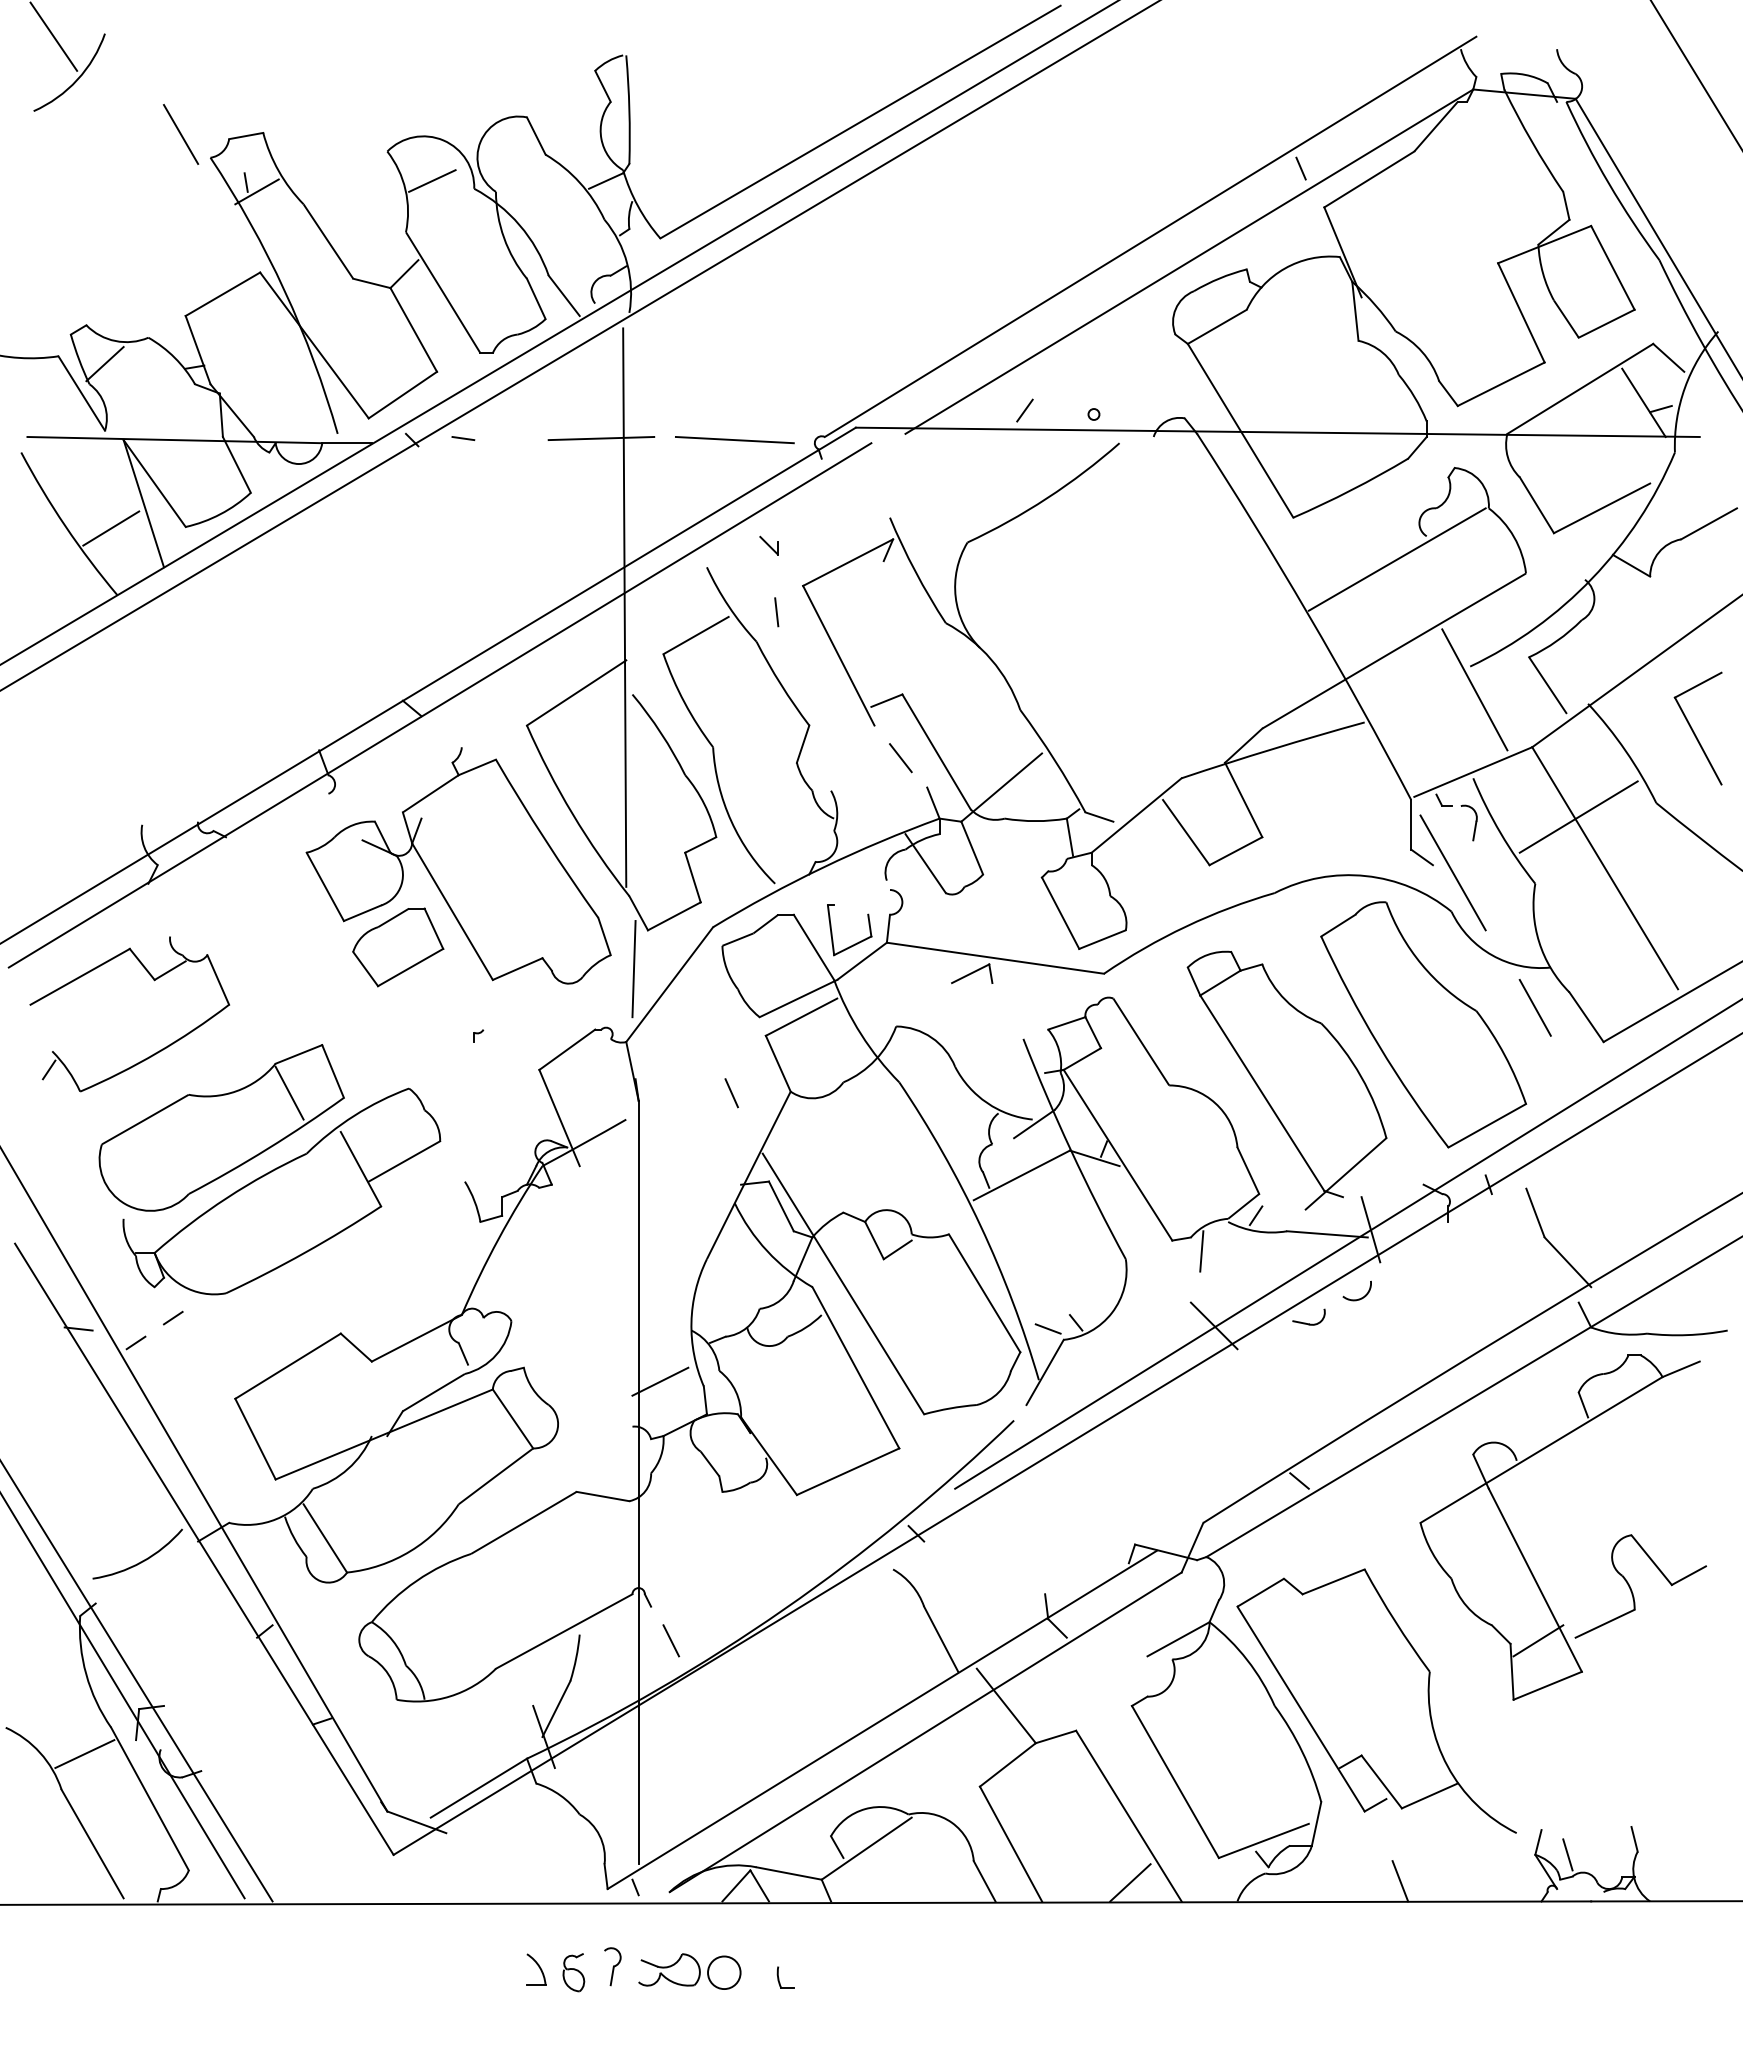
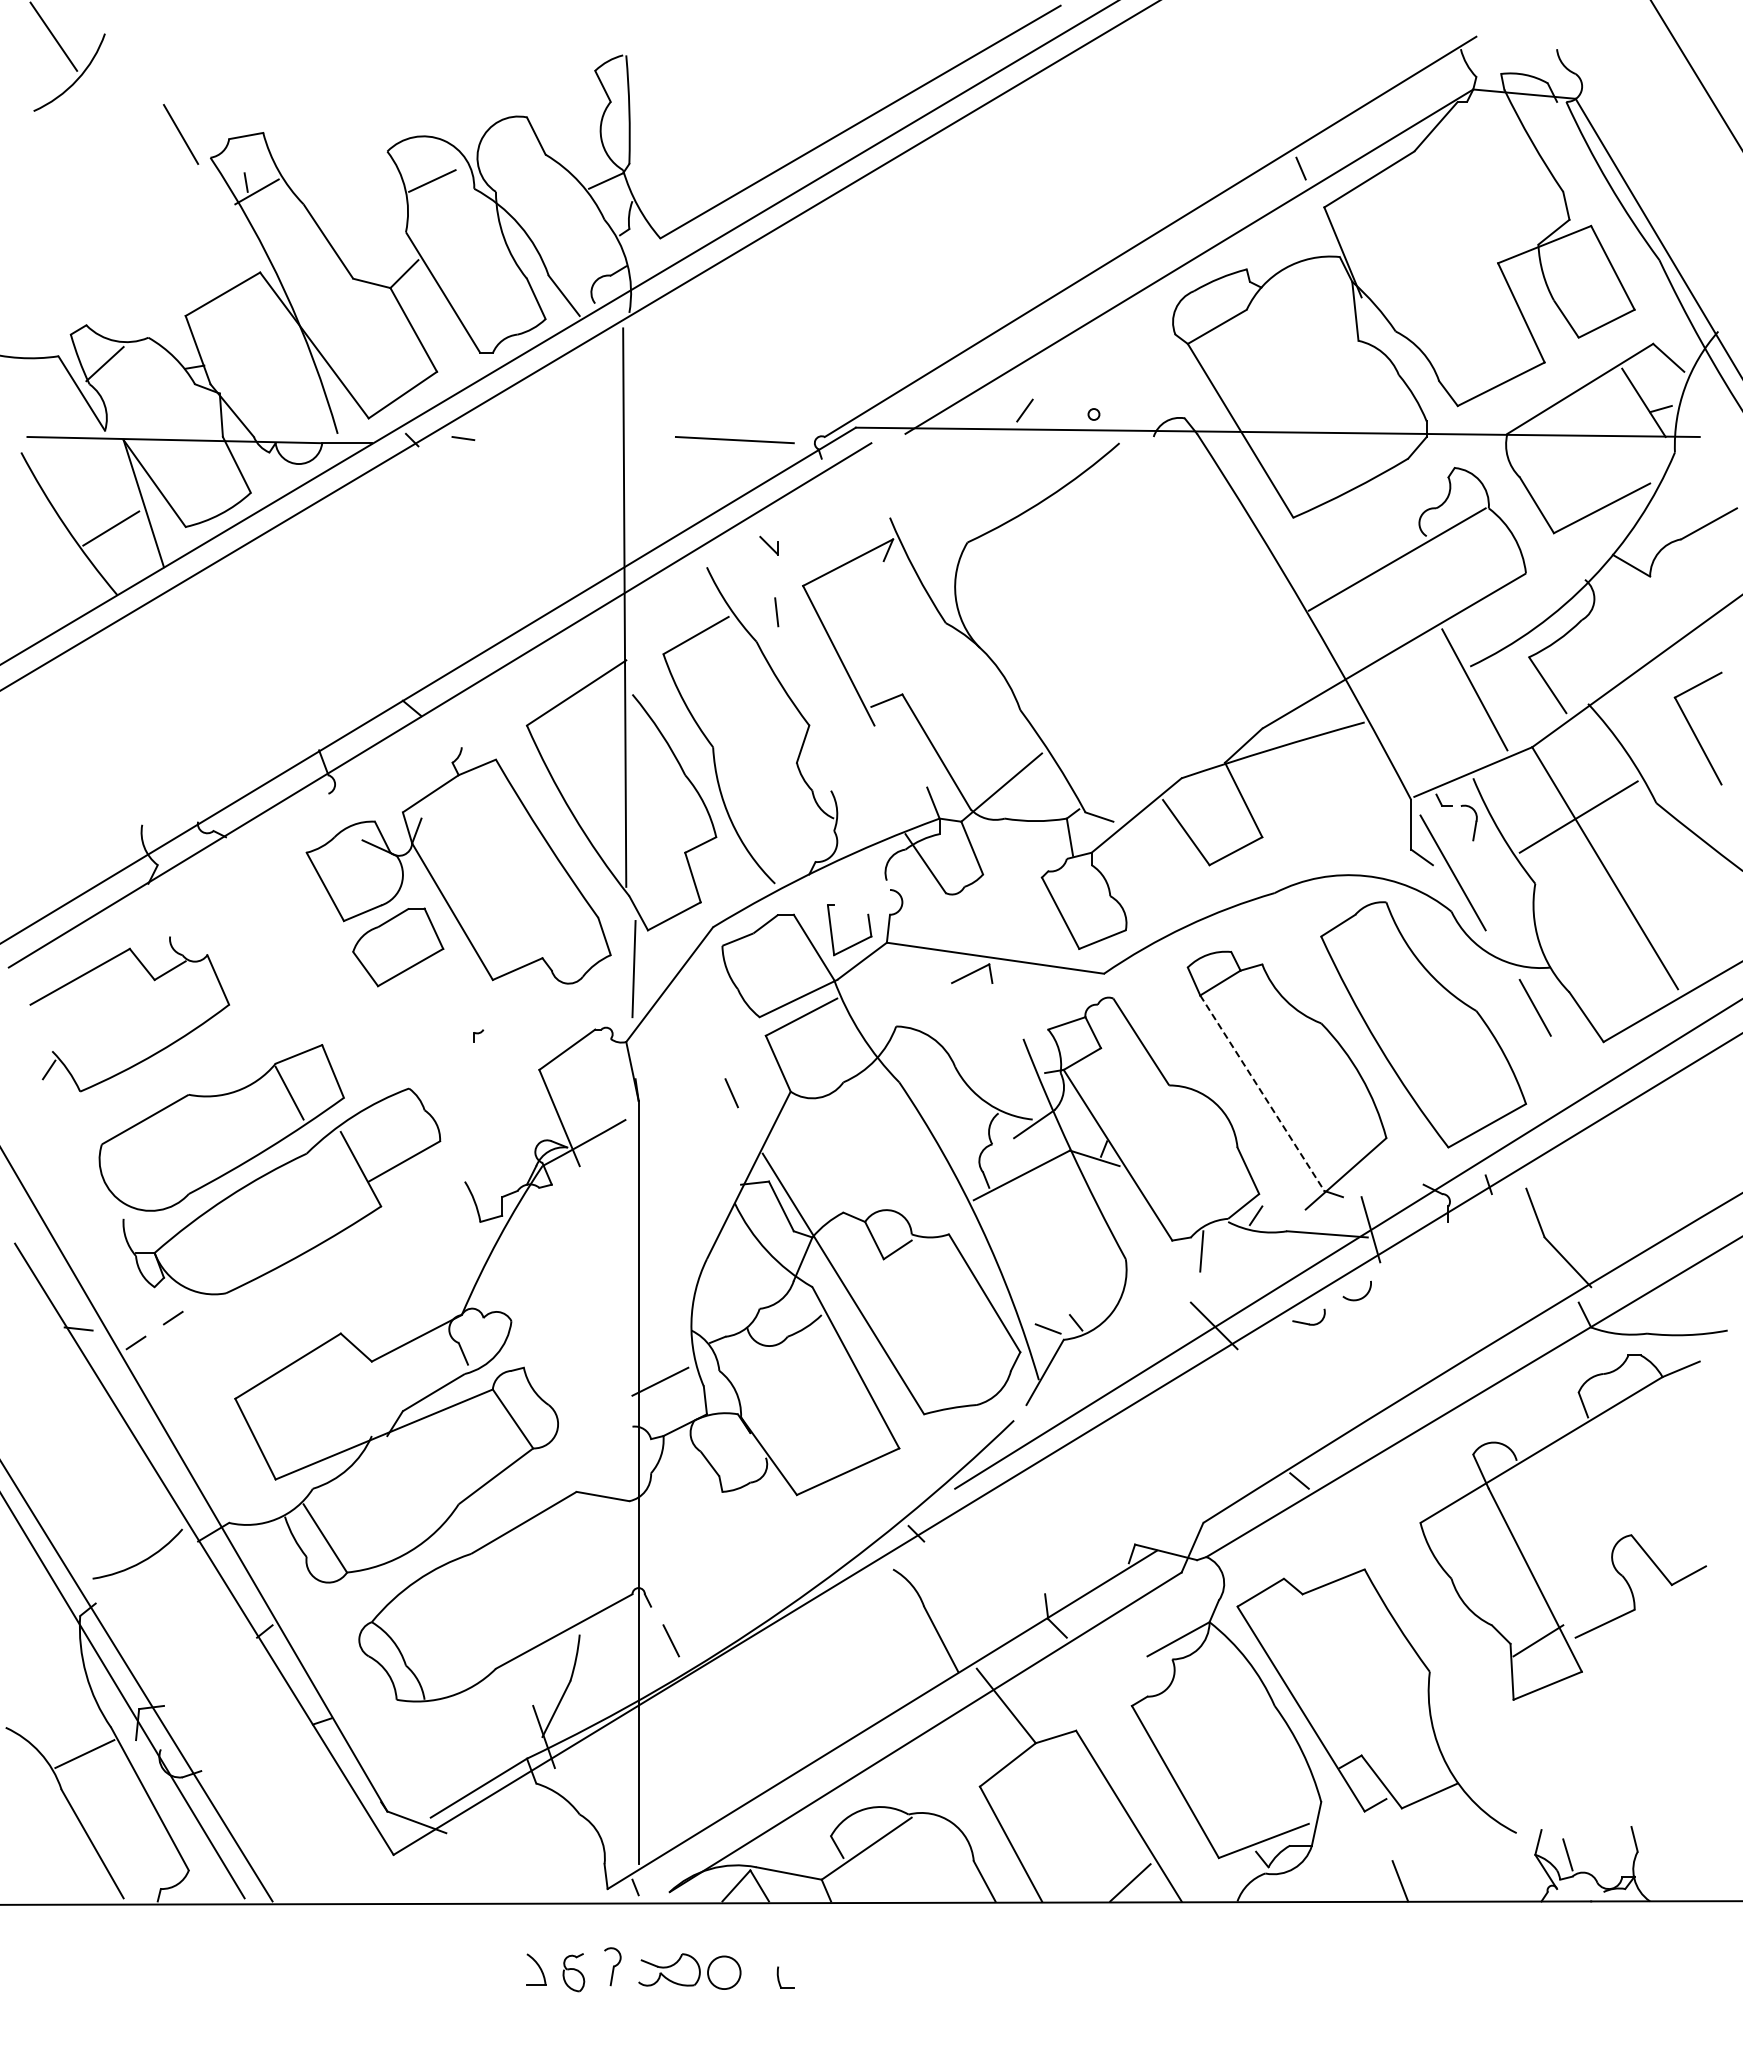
line: present -> none (601, 438)
line: present -> none (900, 758)
line: solid -> dashed (1262, 1093)
